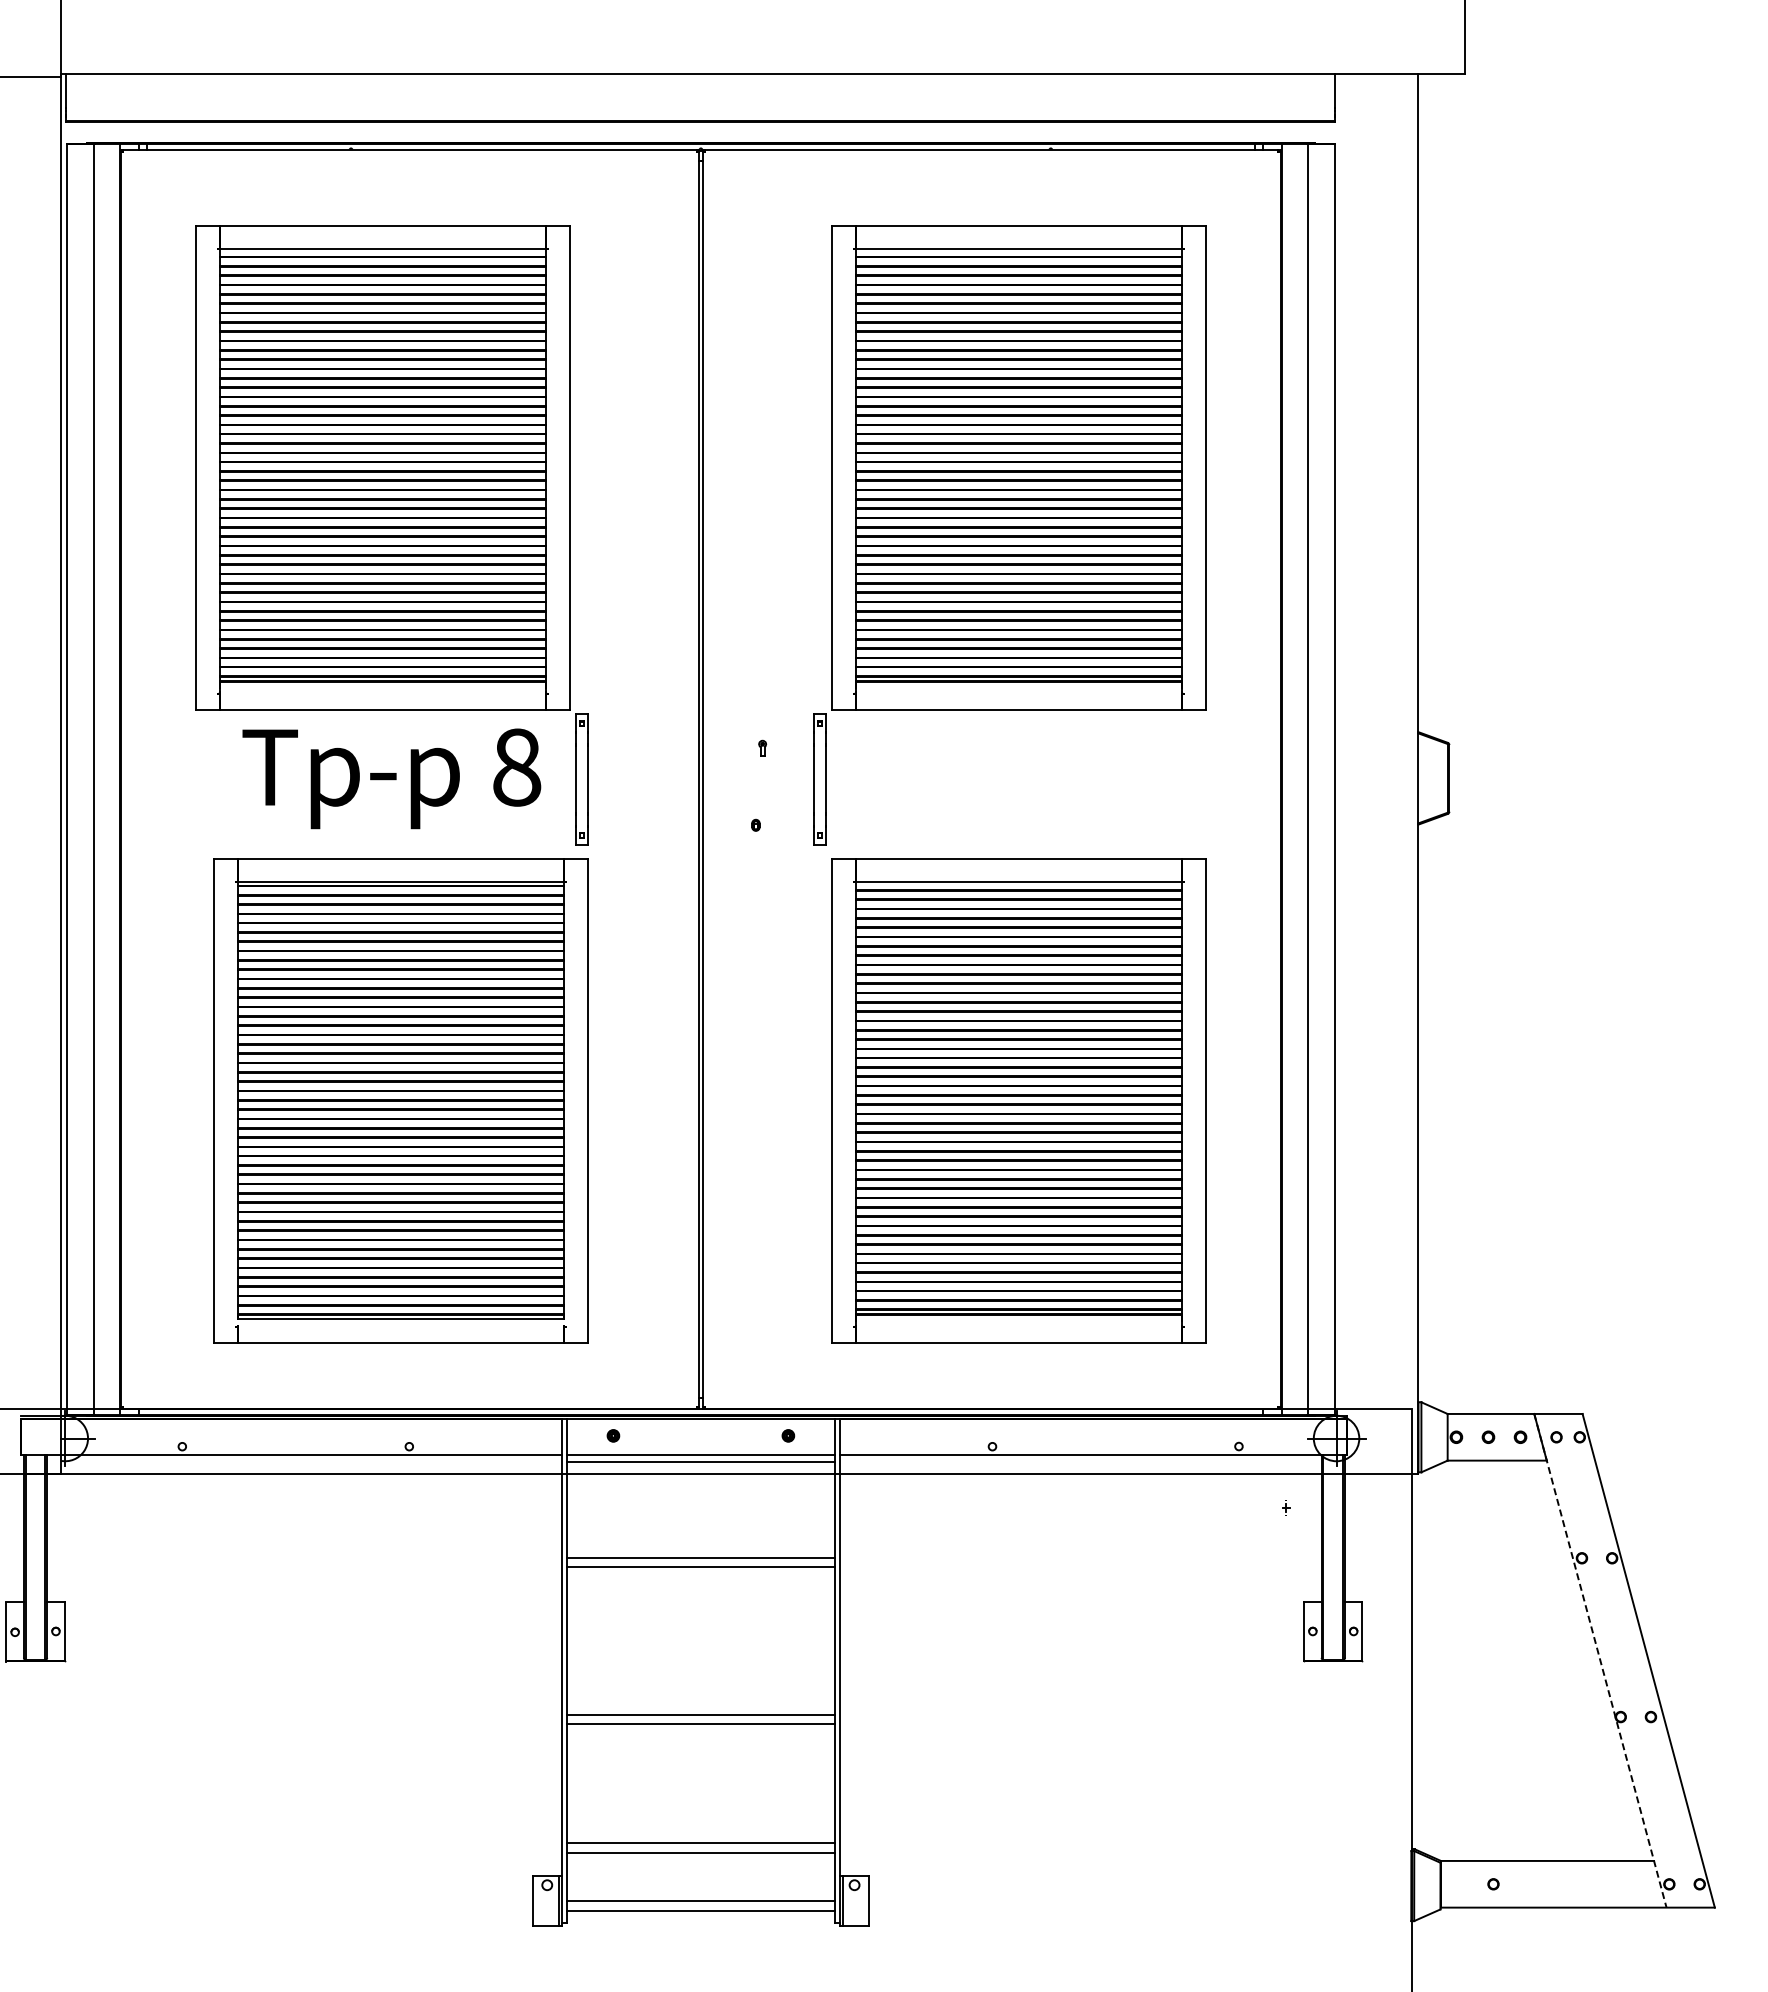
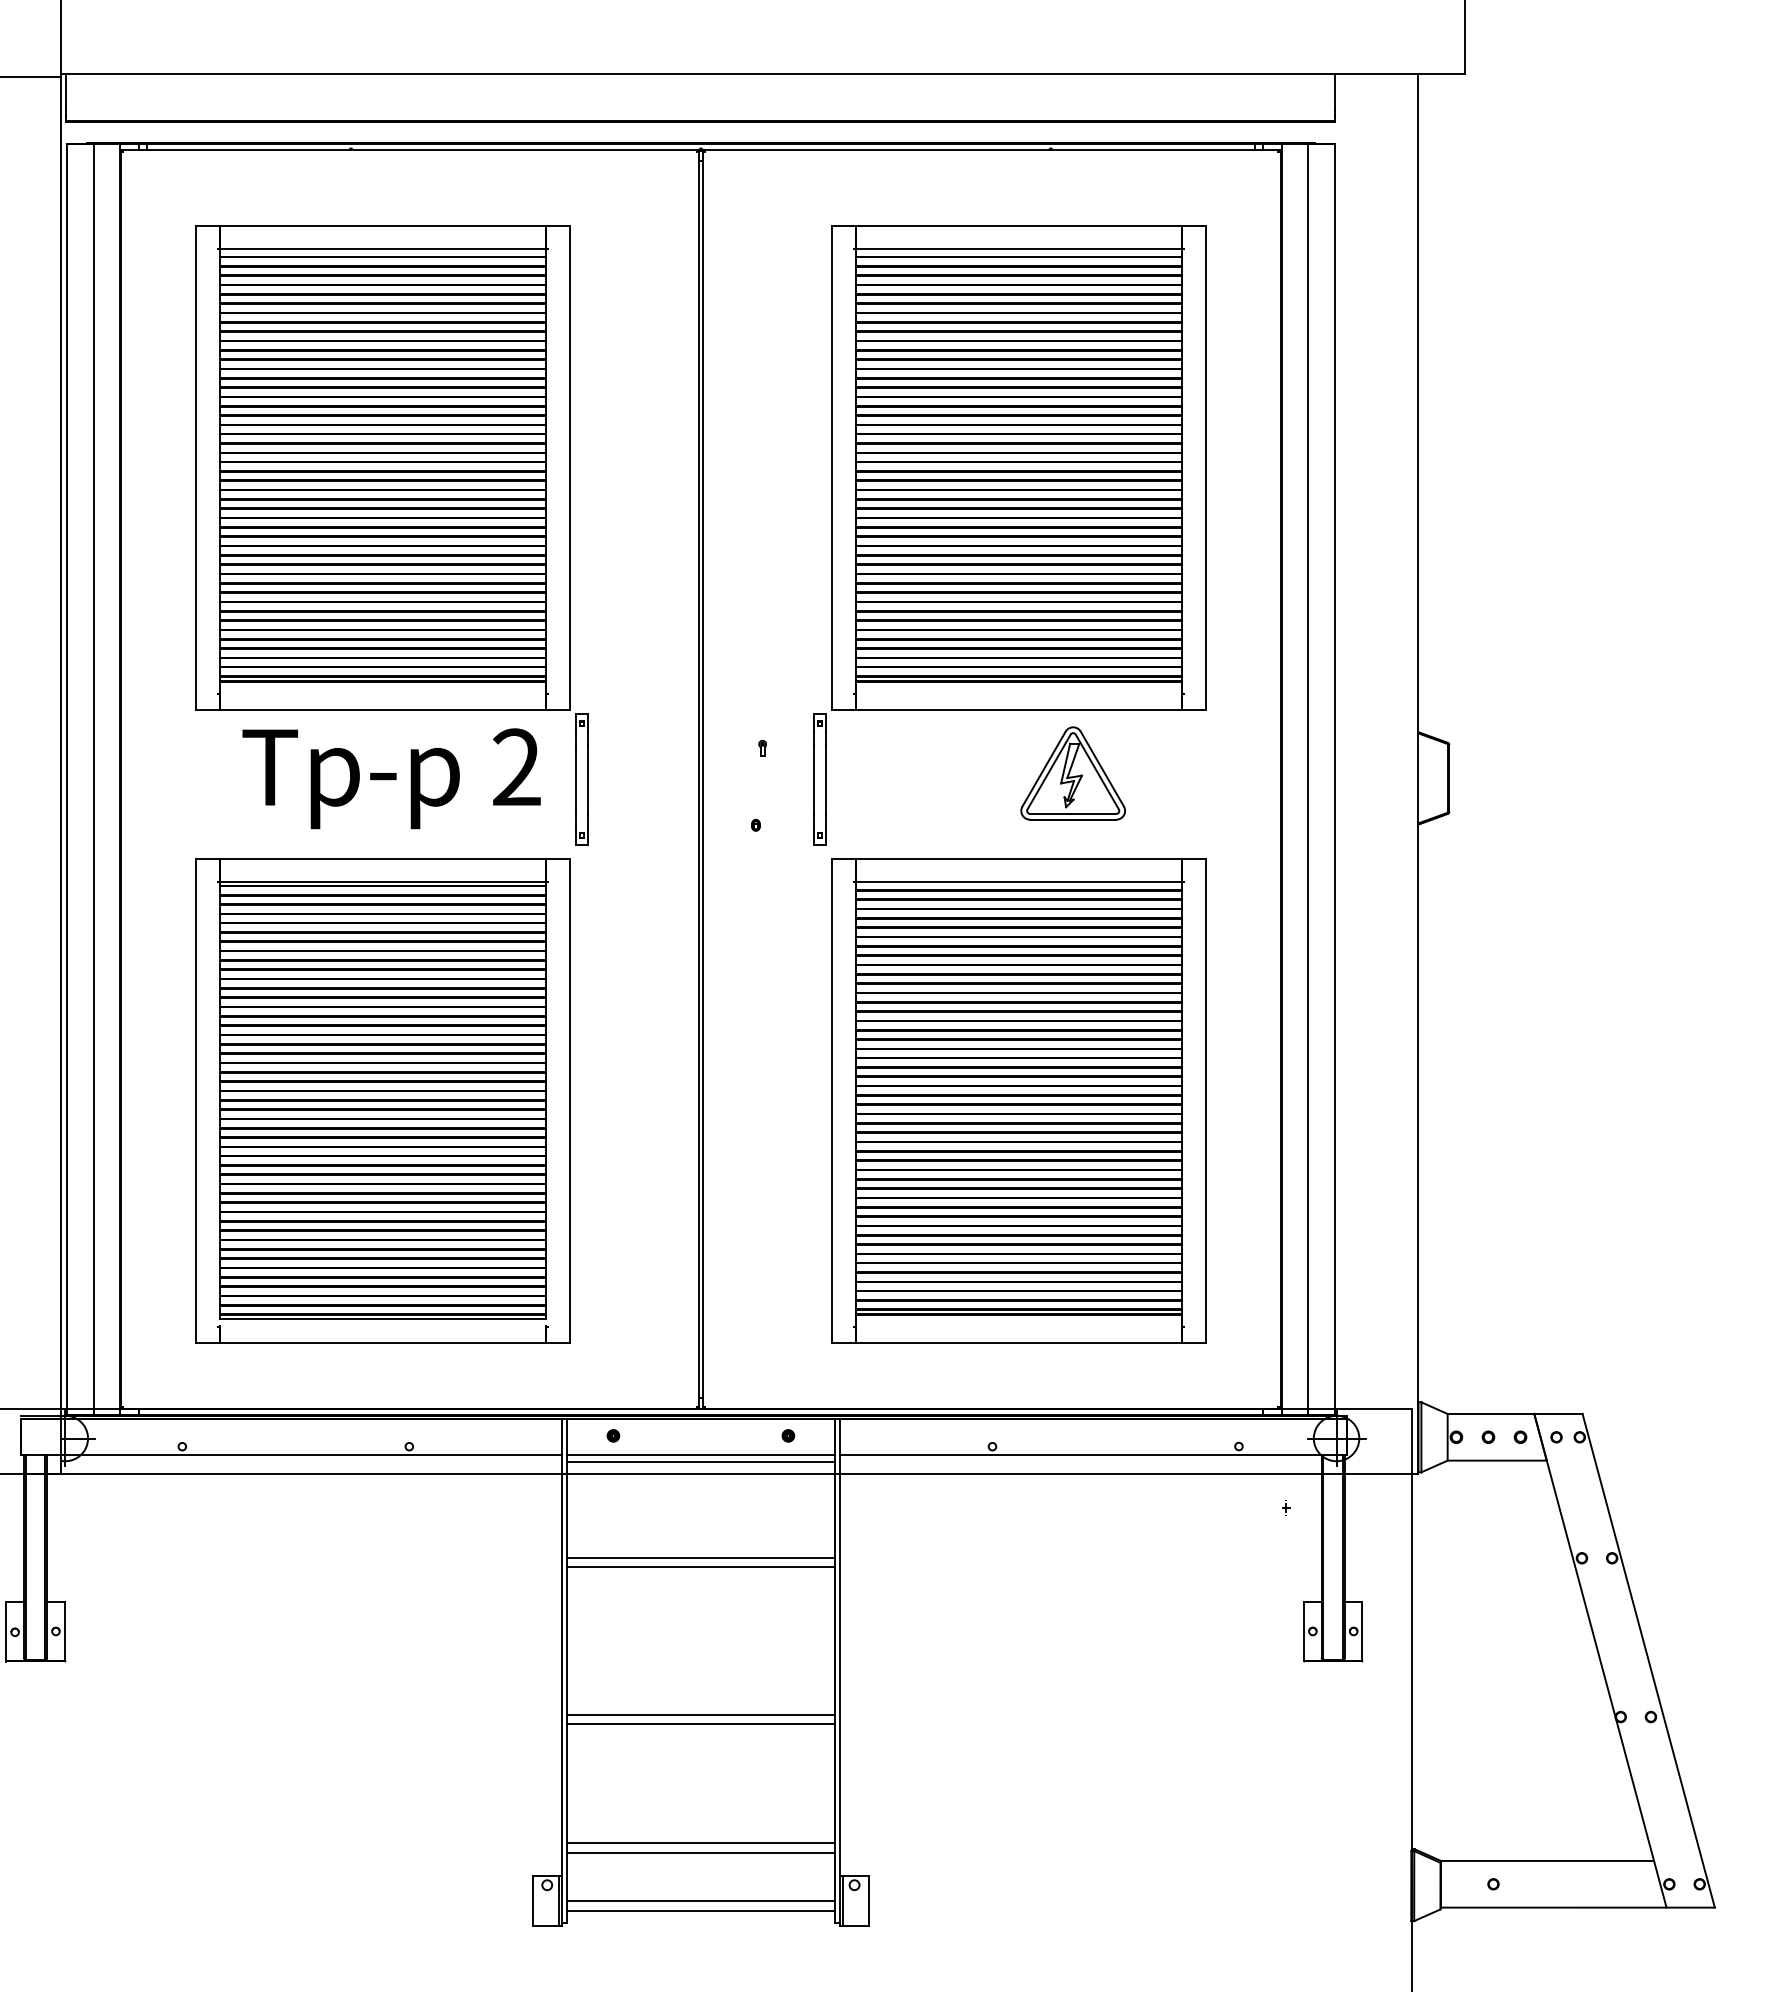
text: 8 -> 2 (517, 767)
part: none -> present (1072, 773)
part position: (400, 1100) -> (382, 1100) (382, 1100)
line: dashed -> solid (1600, 1660)
